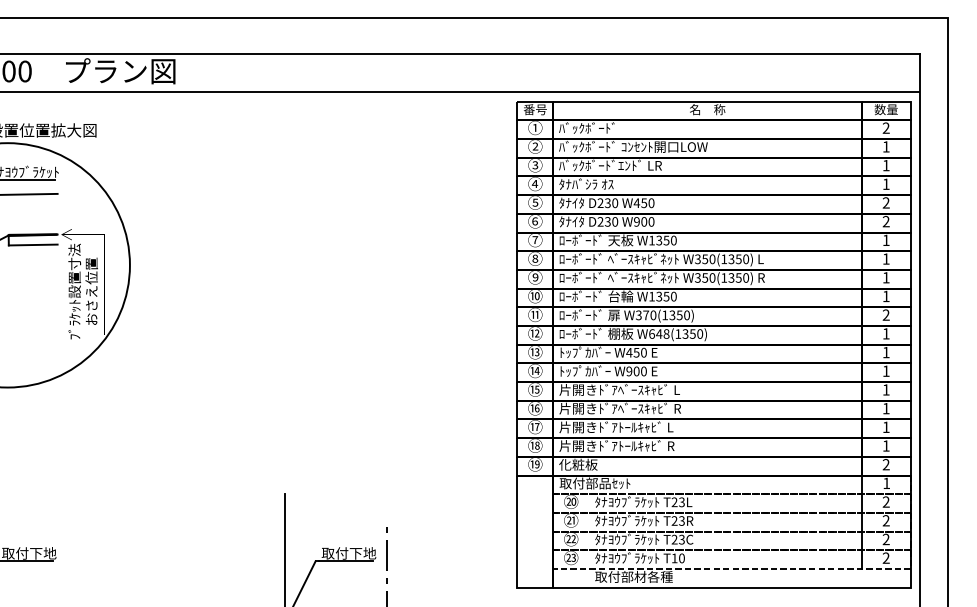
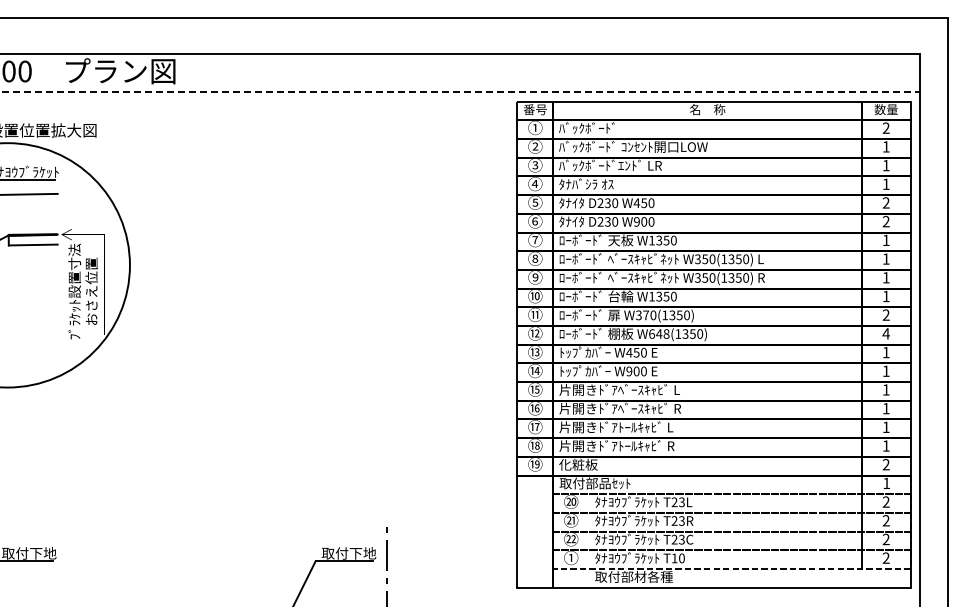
line: solid -> dashed (460, 92)
text: 1 -> 4 (885, 333)
line: present -> none (284, 548)
text: ㉓ -> ① (570, 557)
